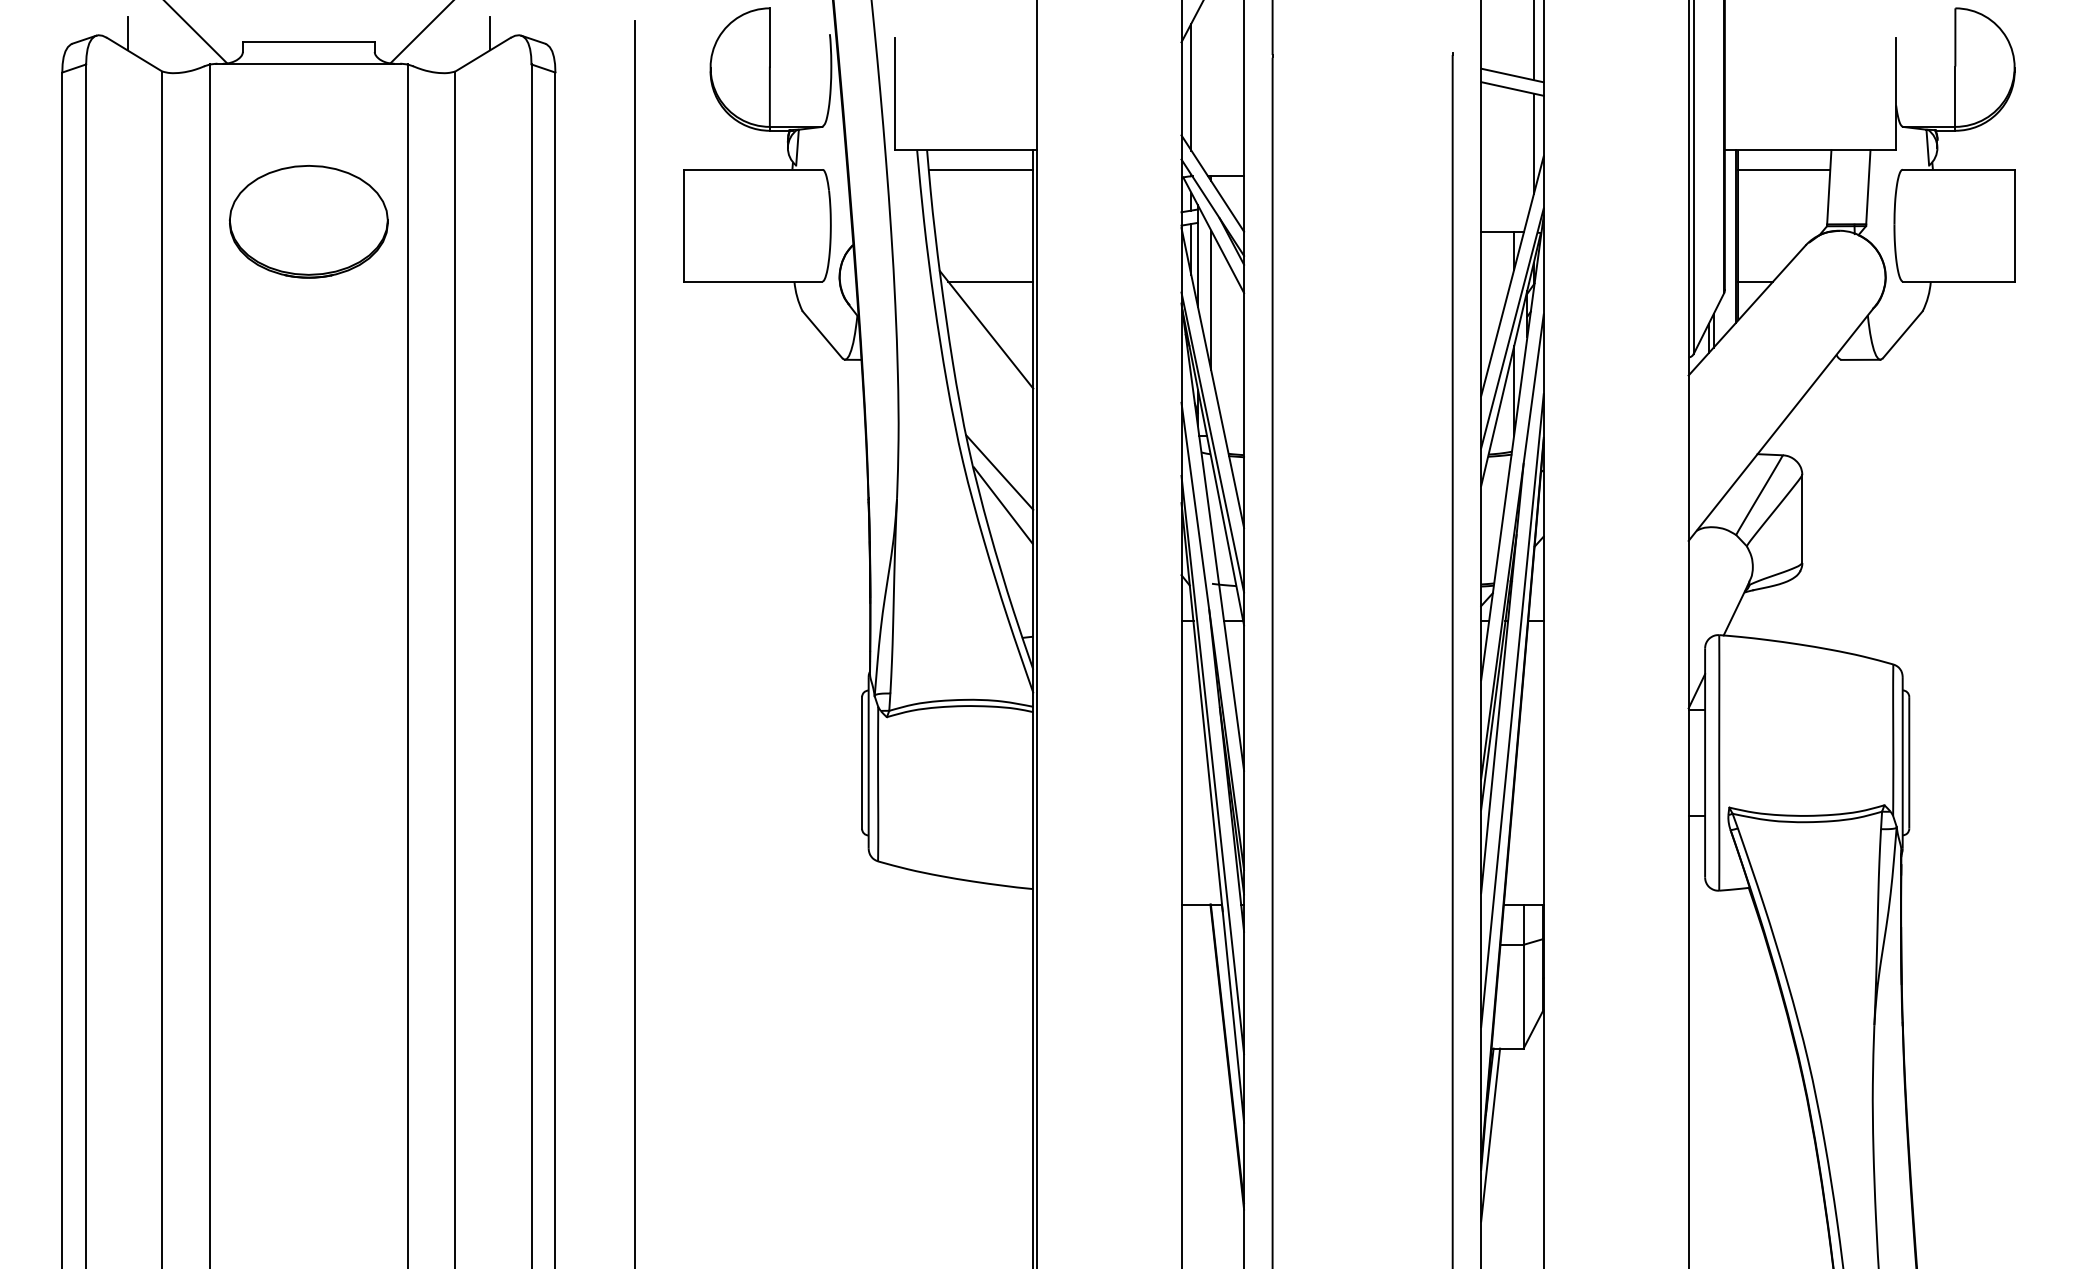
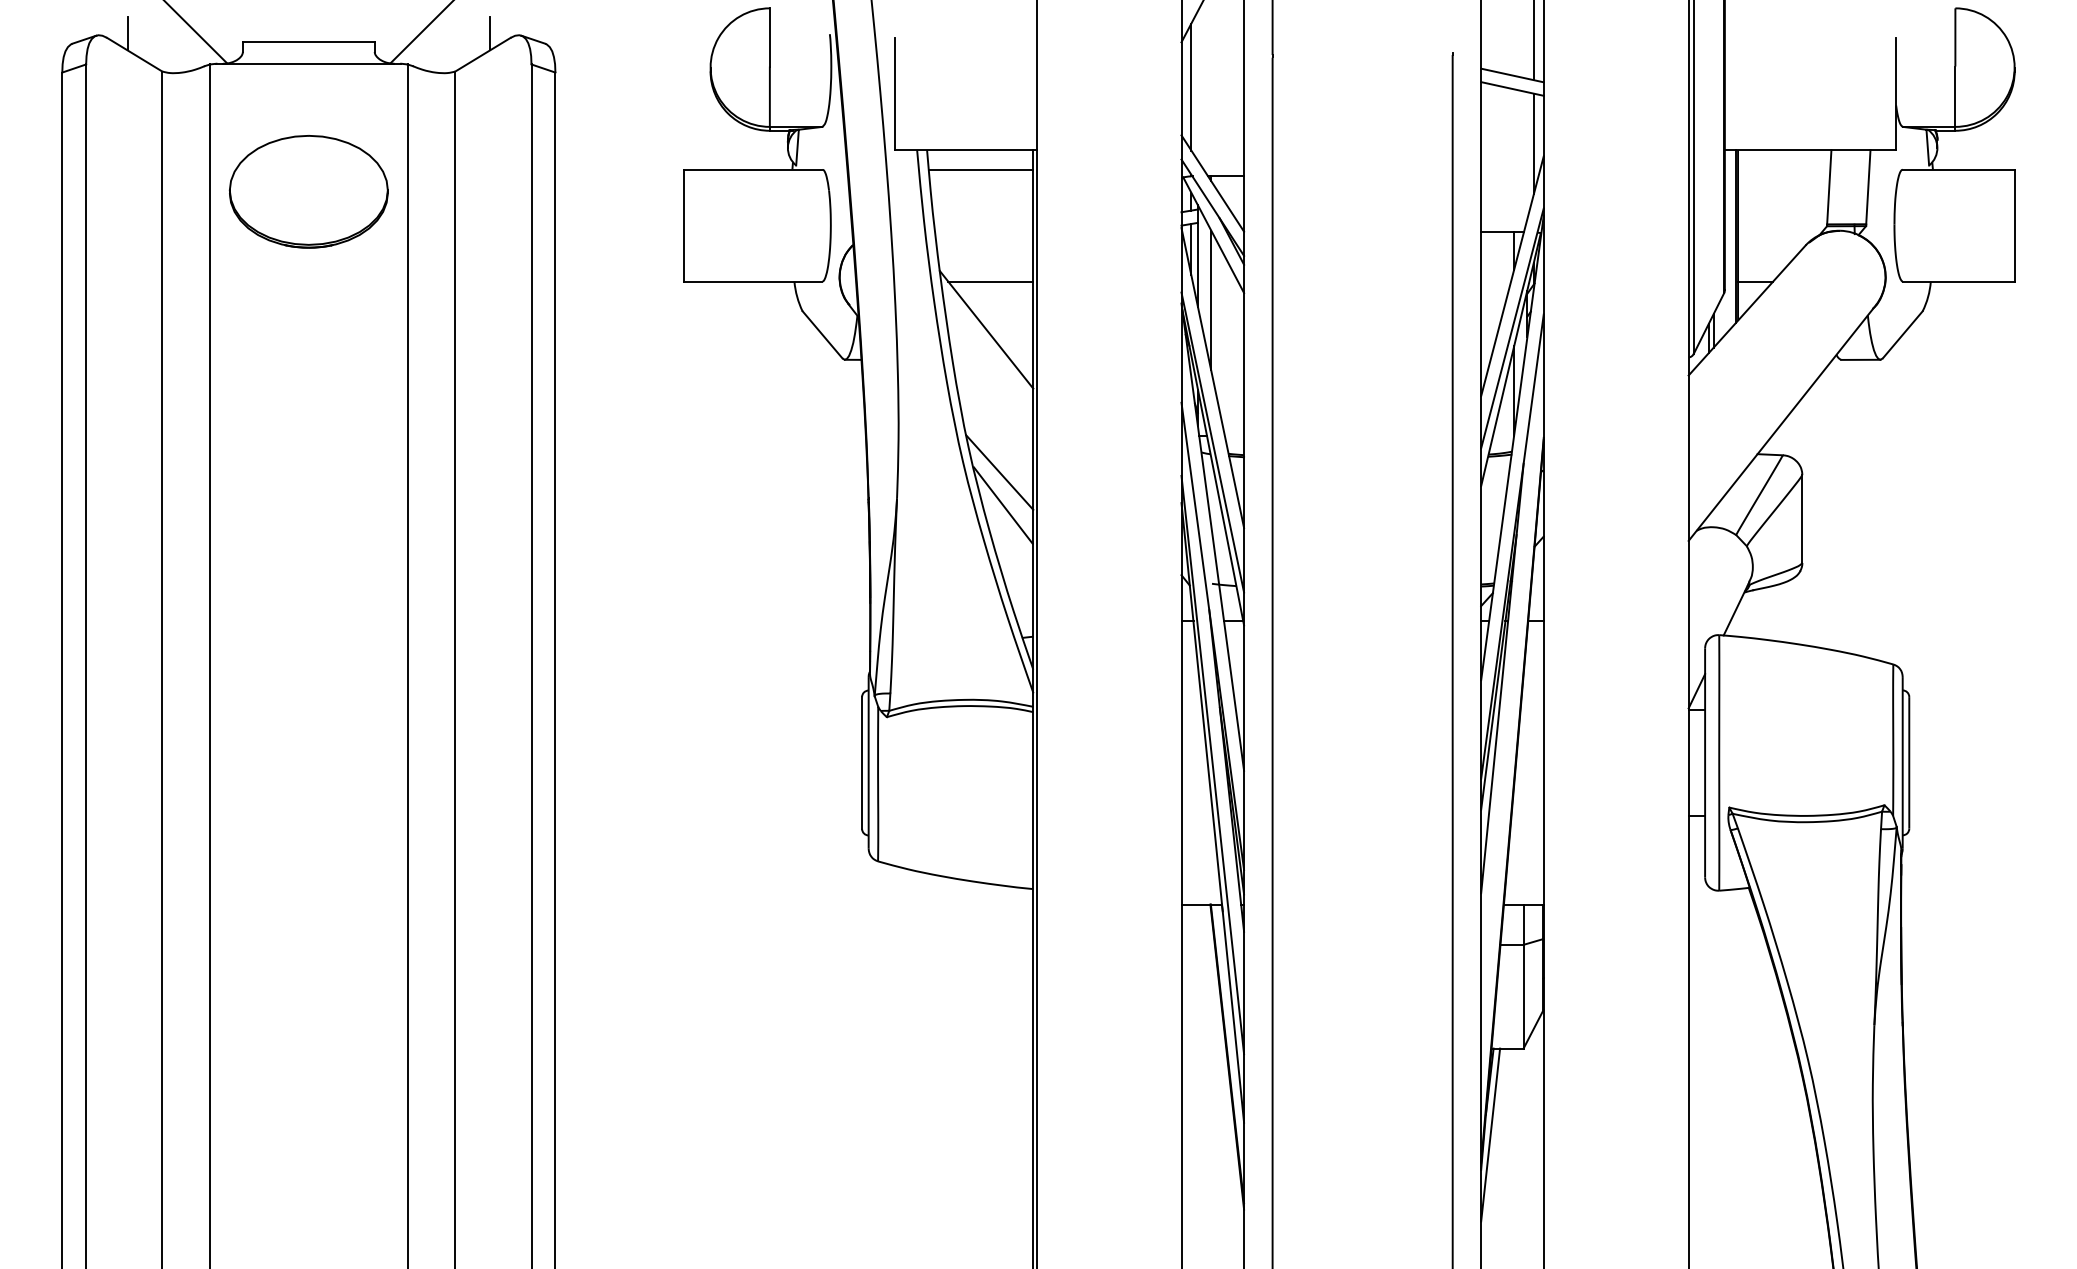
line: present -> none (1784, 169)
part position: (308, 221) -> (308, 191) (308, 191)
line: present -> none (634, 643)
line: present -> none (1512, 710)
